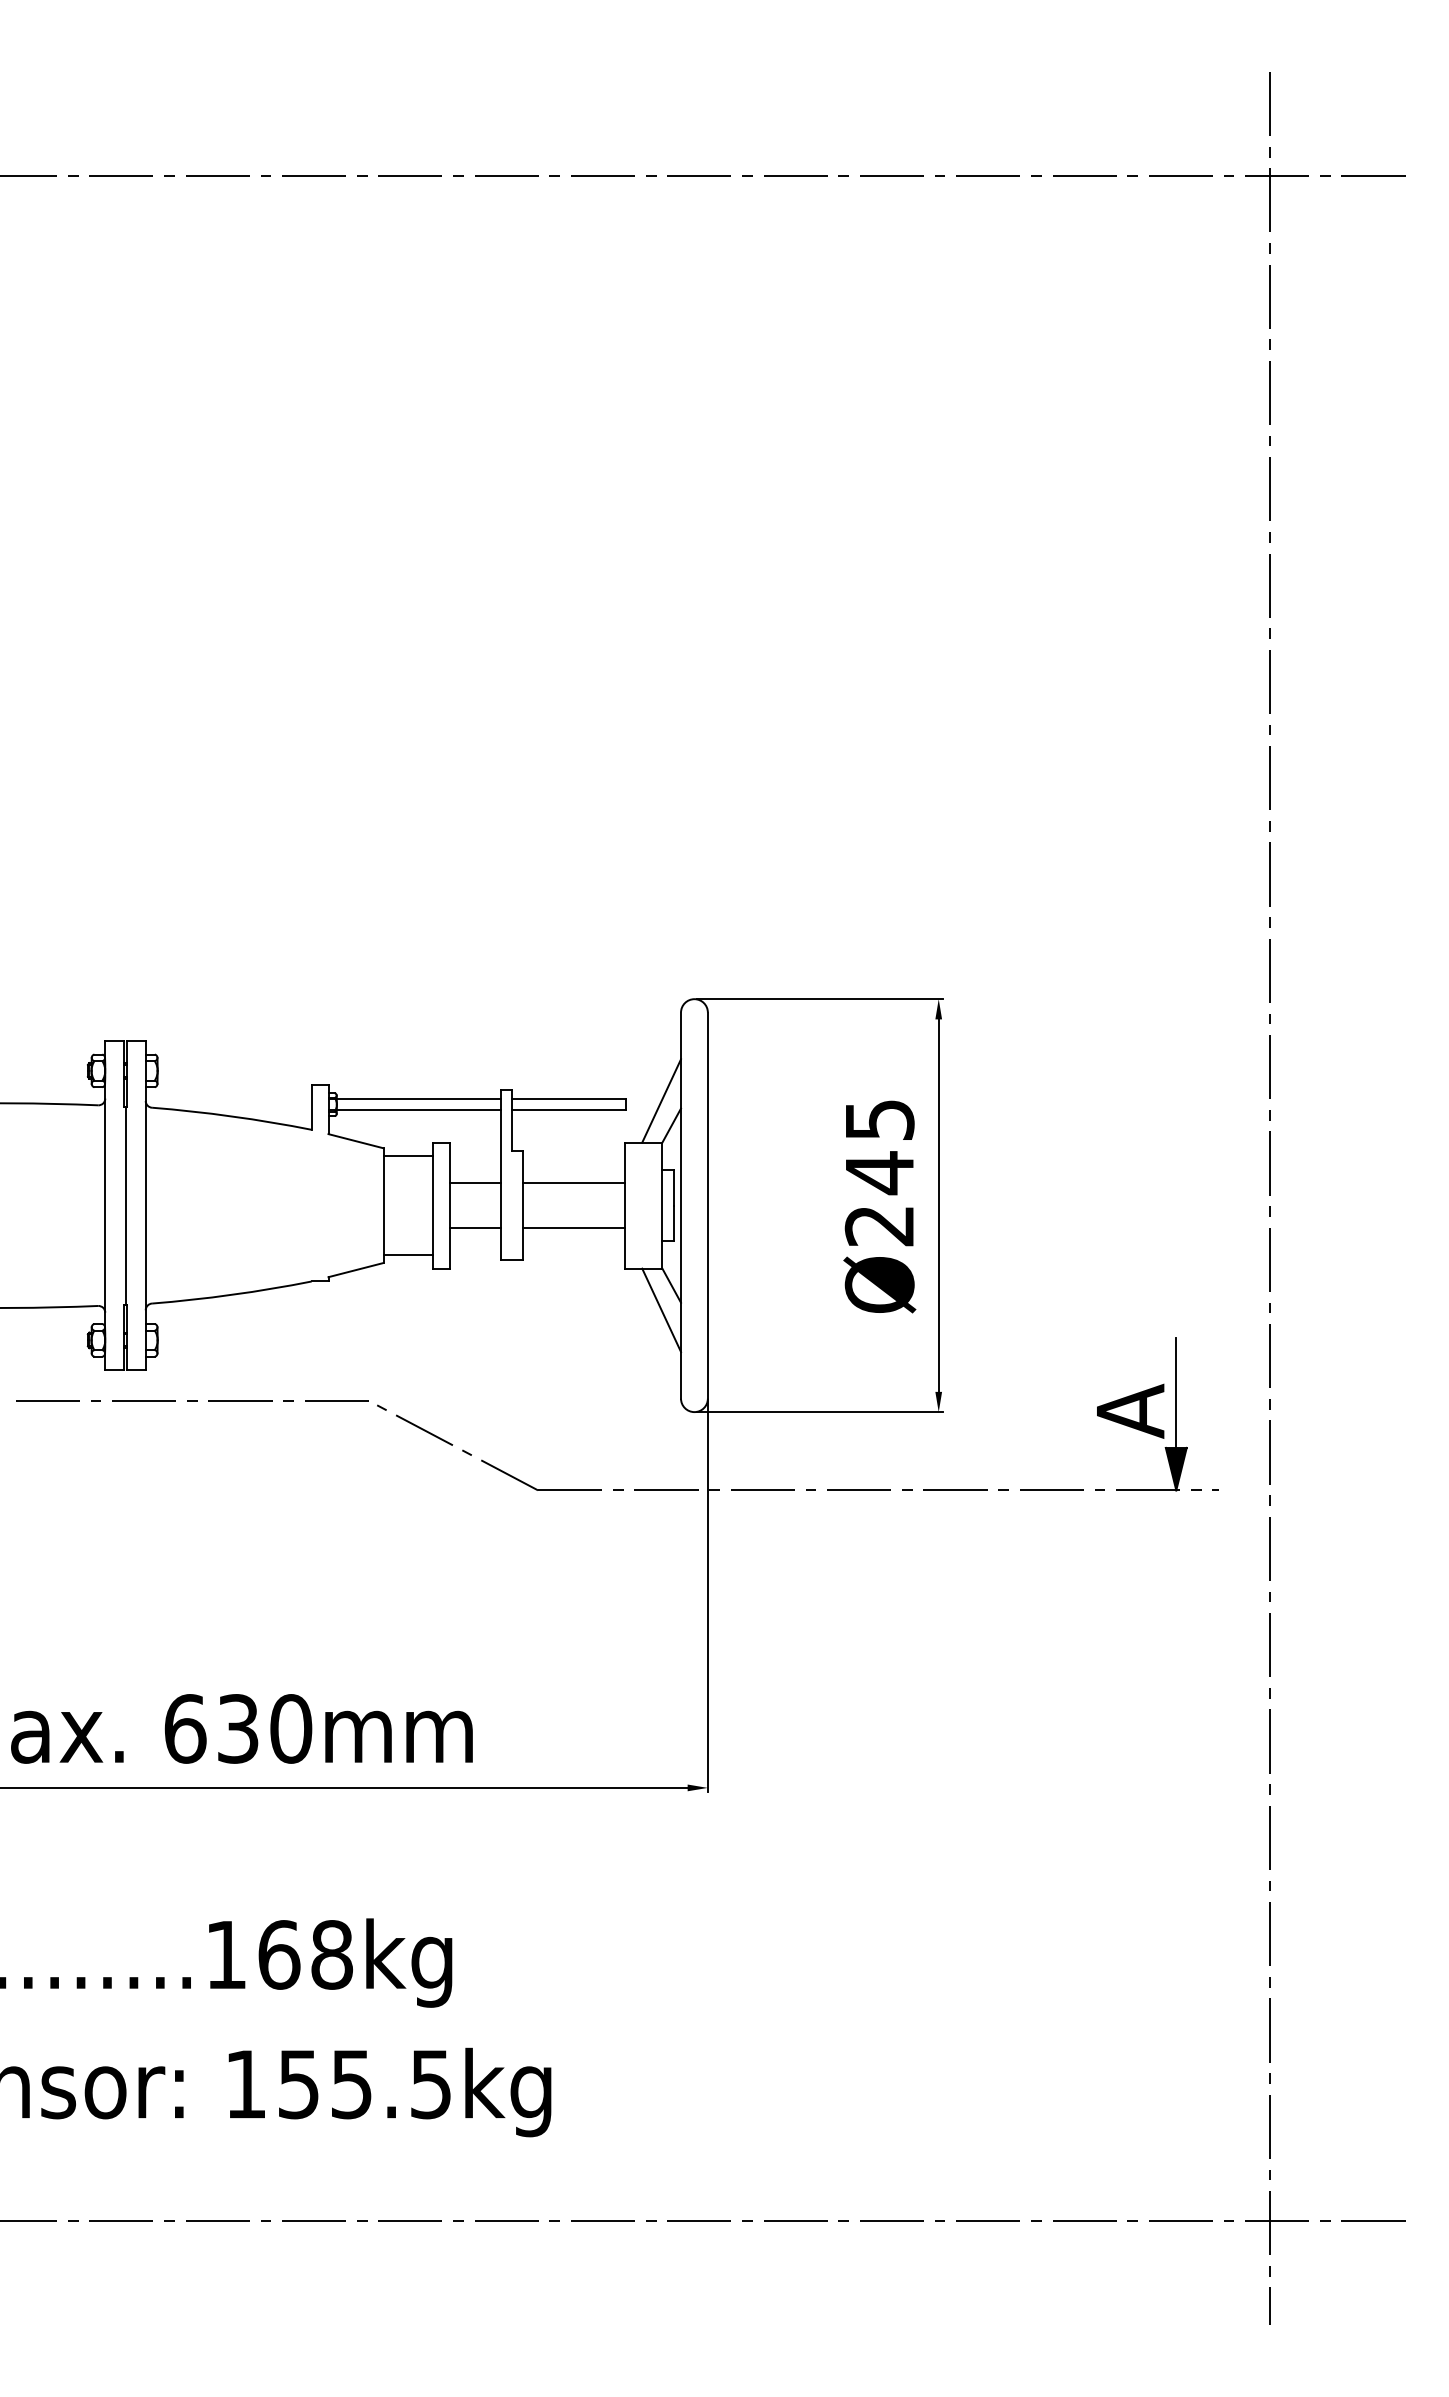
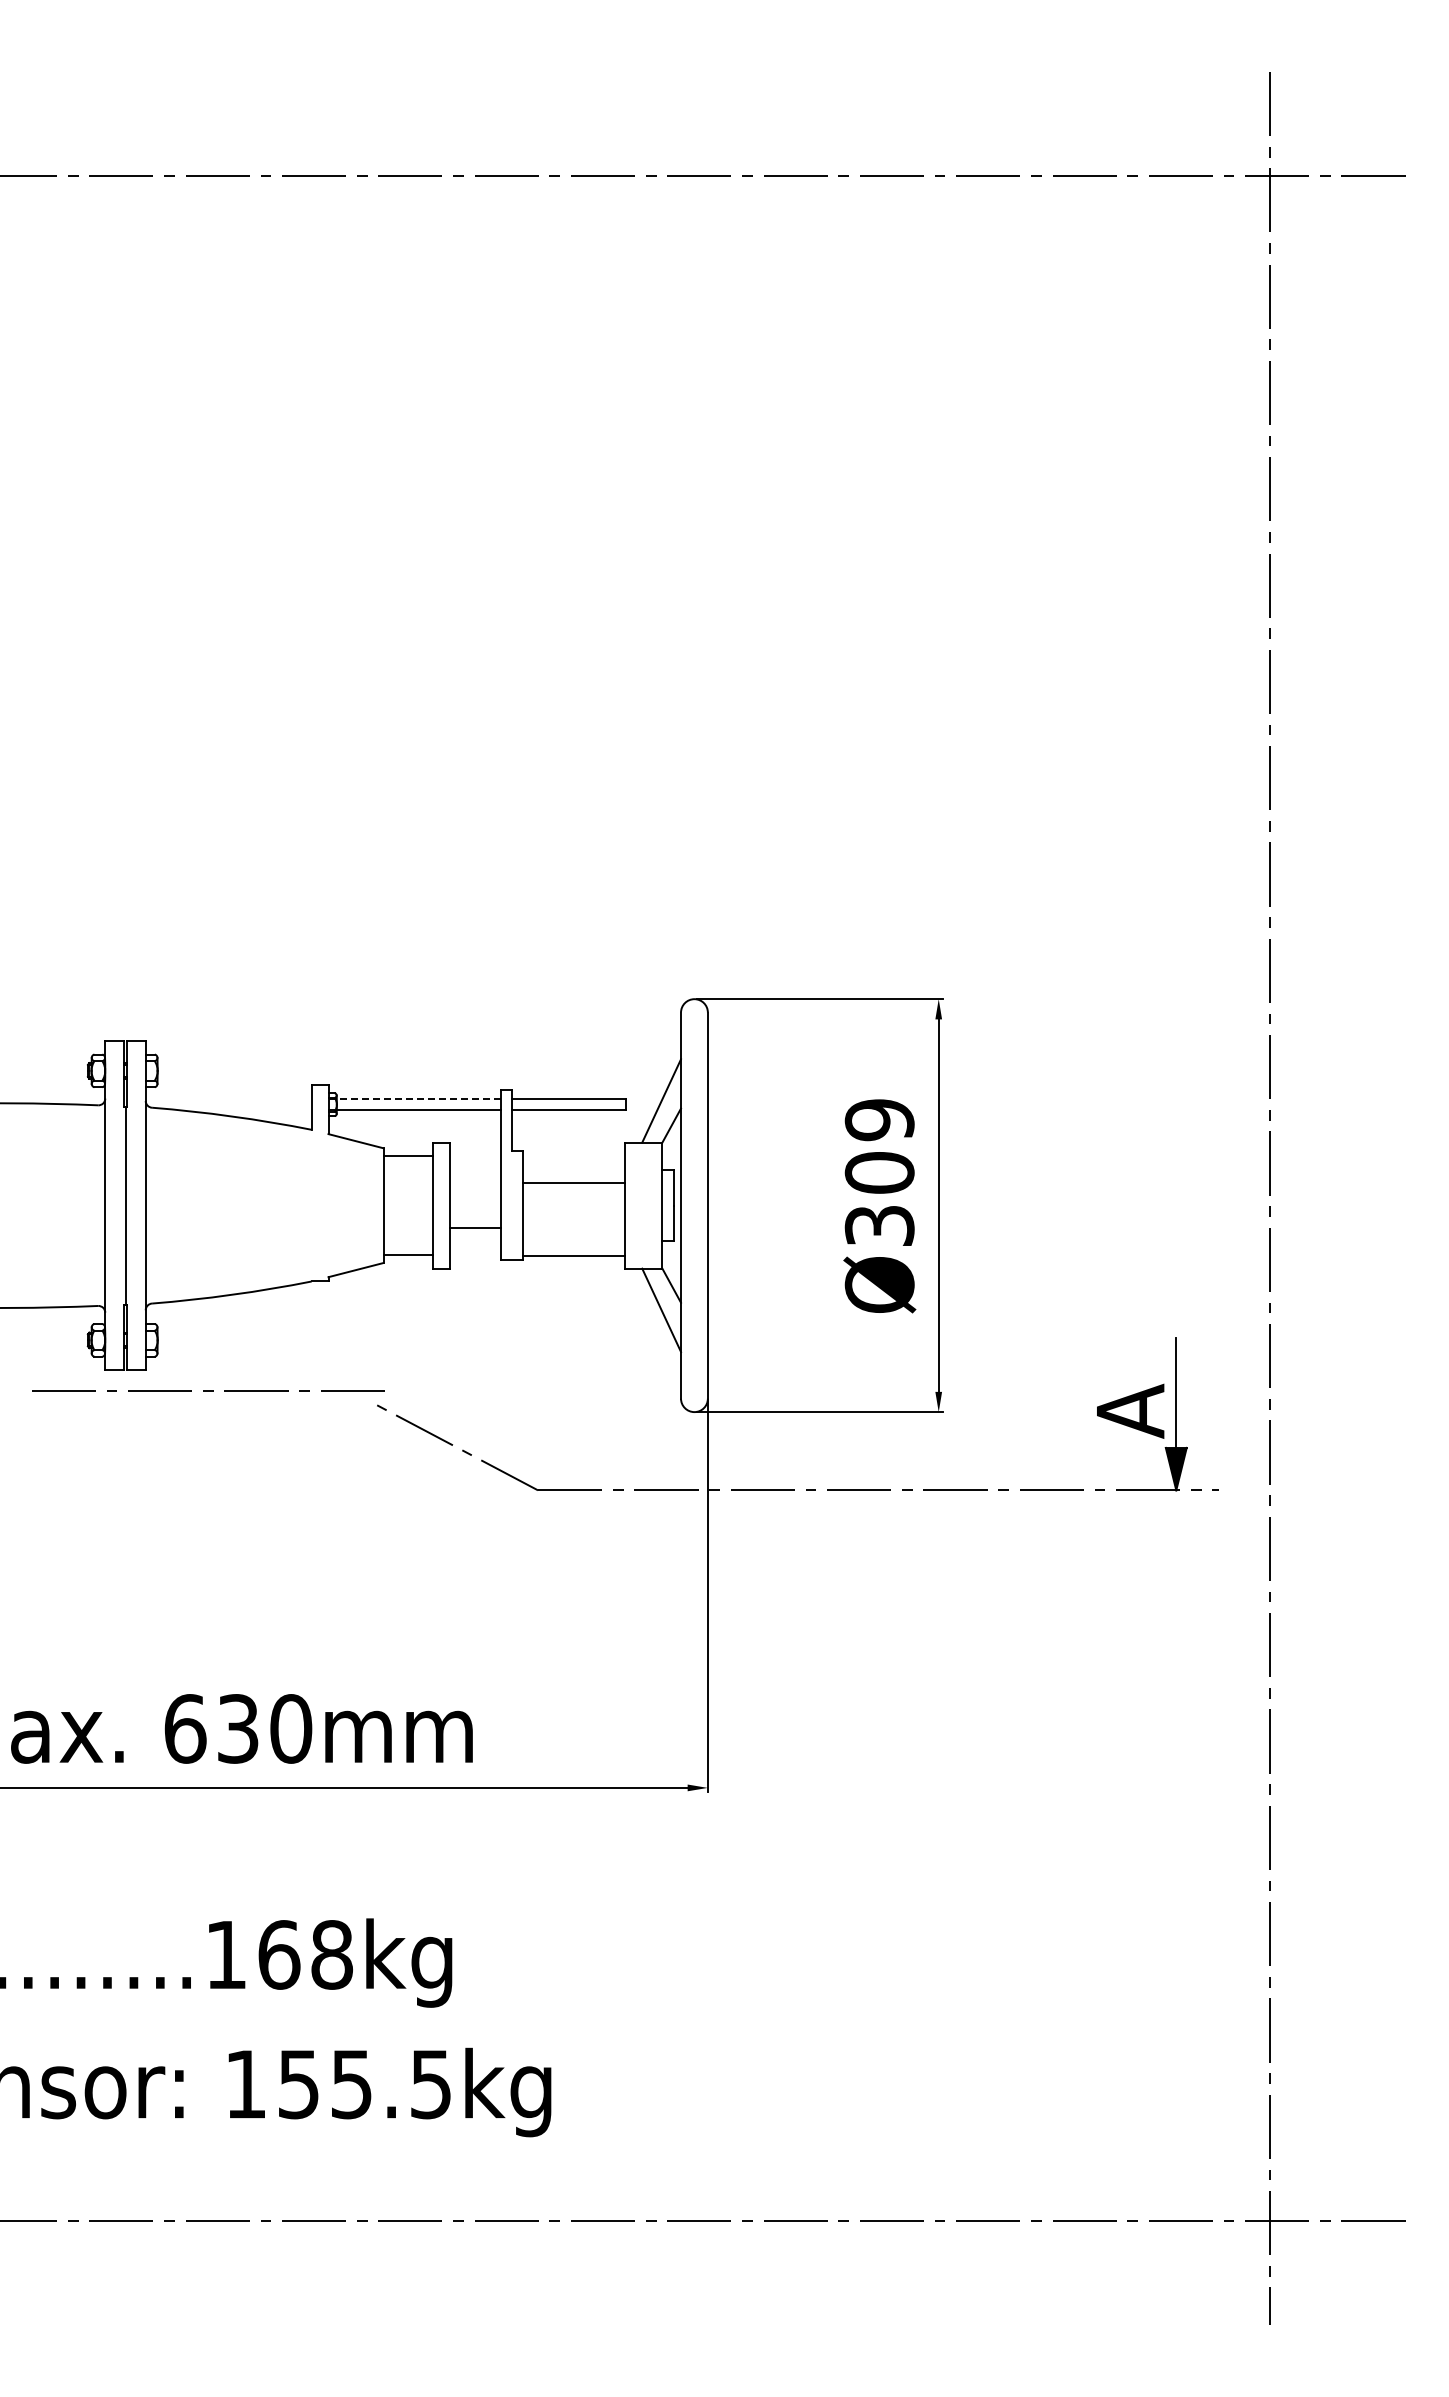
line: solid -> dashed (415, 1099)
text: Ø245 -> Ø309 (879, 1172)
line: present -> none (475, 1183)
line position: (573, 1227) -> (573, 1255) (573, 1255)
line position: (192, 1400) -> (208, 1390) (208, 1390)
